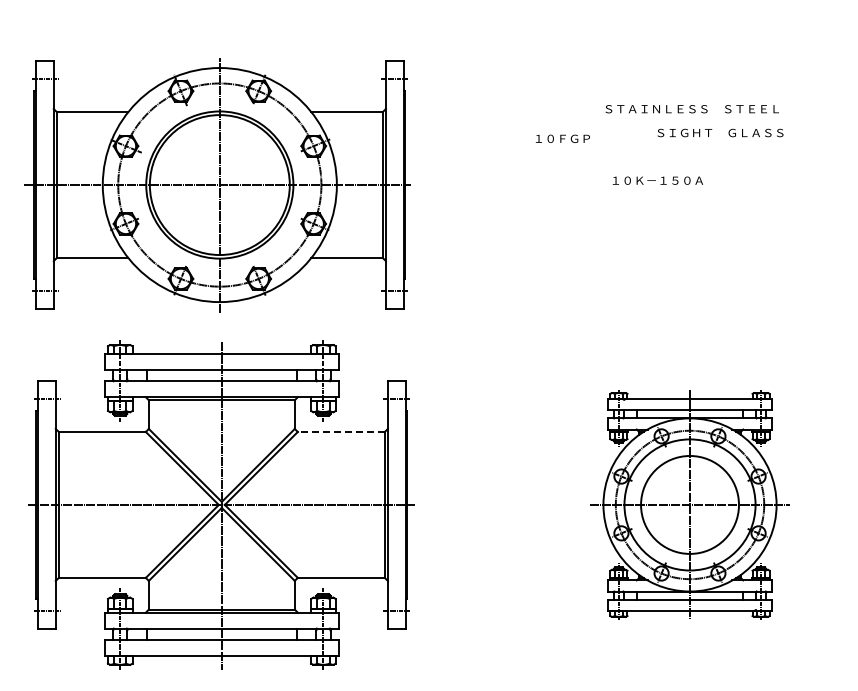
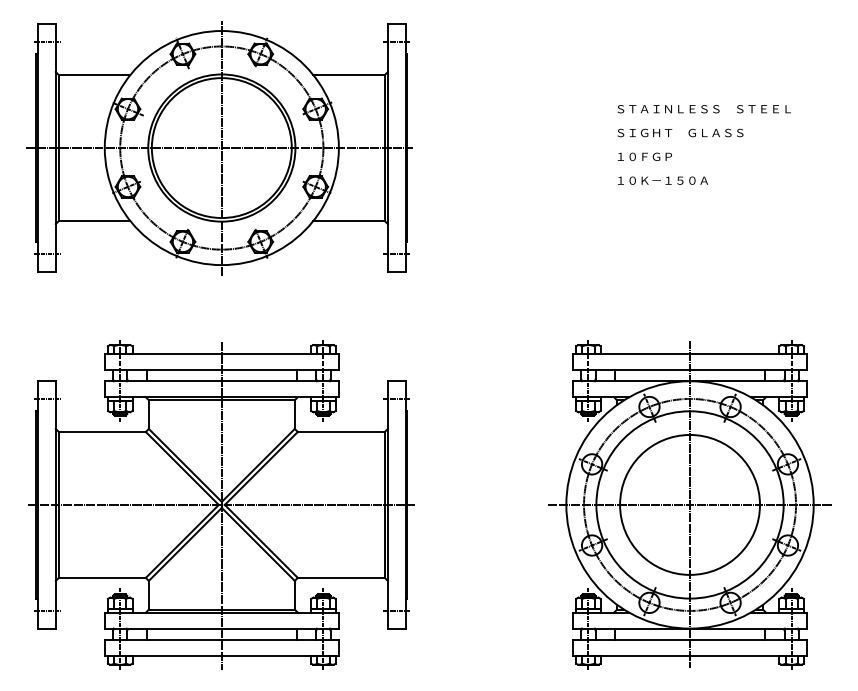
text position: (691, 109) -> (703, 109) (703, 109)
text position: (720, 132) -> (680, 132) (680, 132)
text position: (562, 138) -> (644, 156) (644, 156)
text position: (657, 180) -> (662, 180) (662, 180)
part position: (217, 185) -> (219, 148) (219, 148)
line: dashed -> solid (341, 431)
part size: 200x230 px -> 284x330 px (689, 504)
